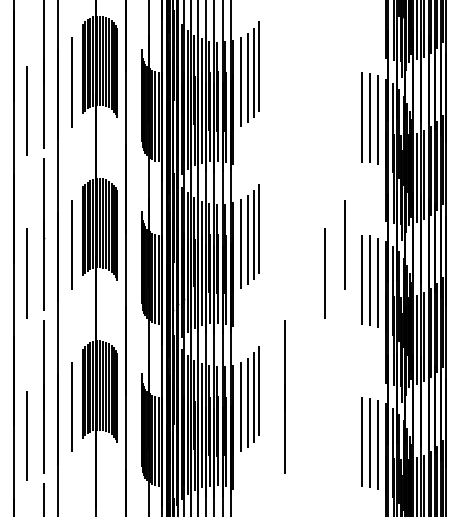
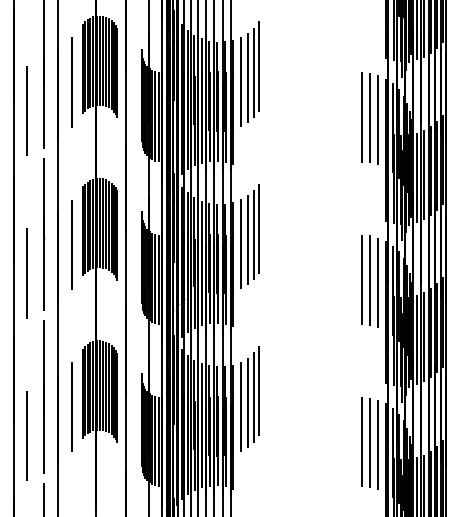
line: present -> none (344, 244)
line: present -> none (324, 273)
line: present -> none (284, 396)
